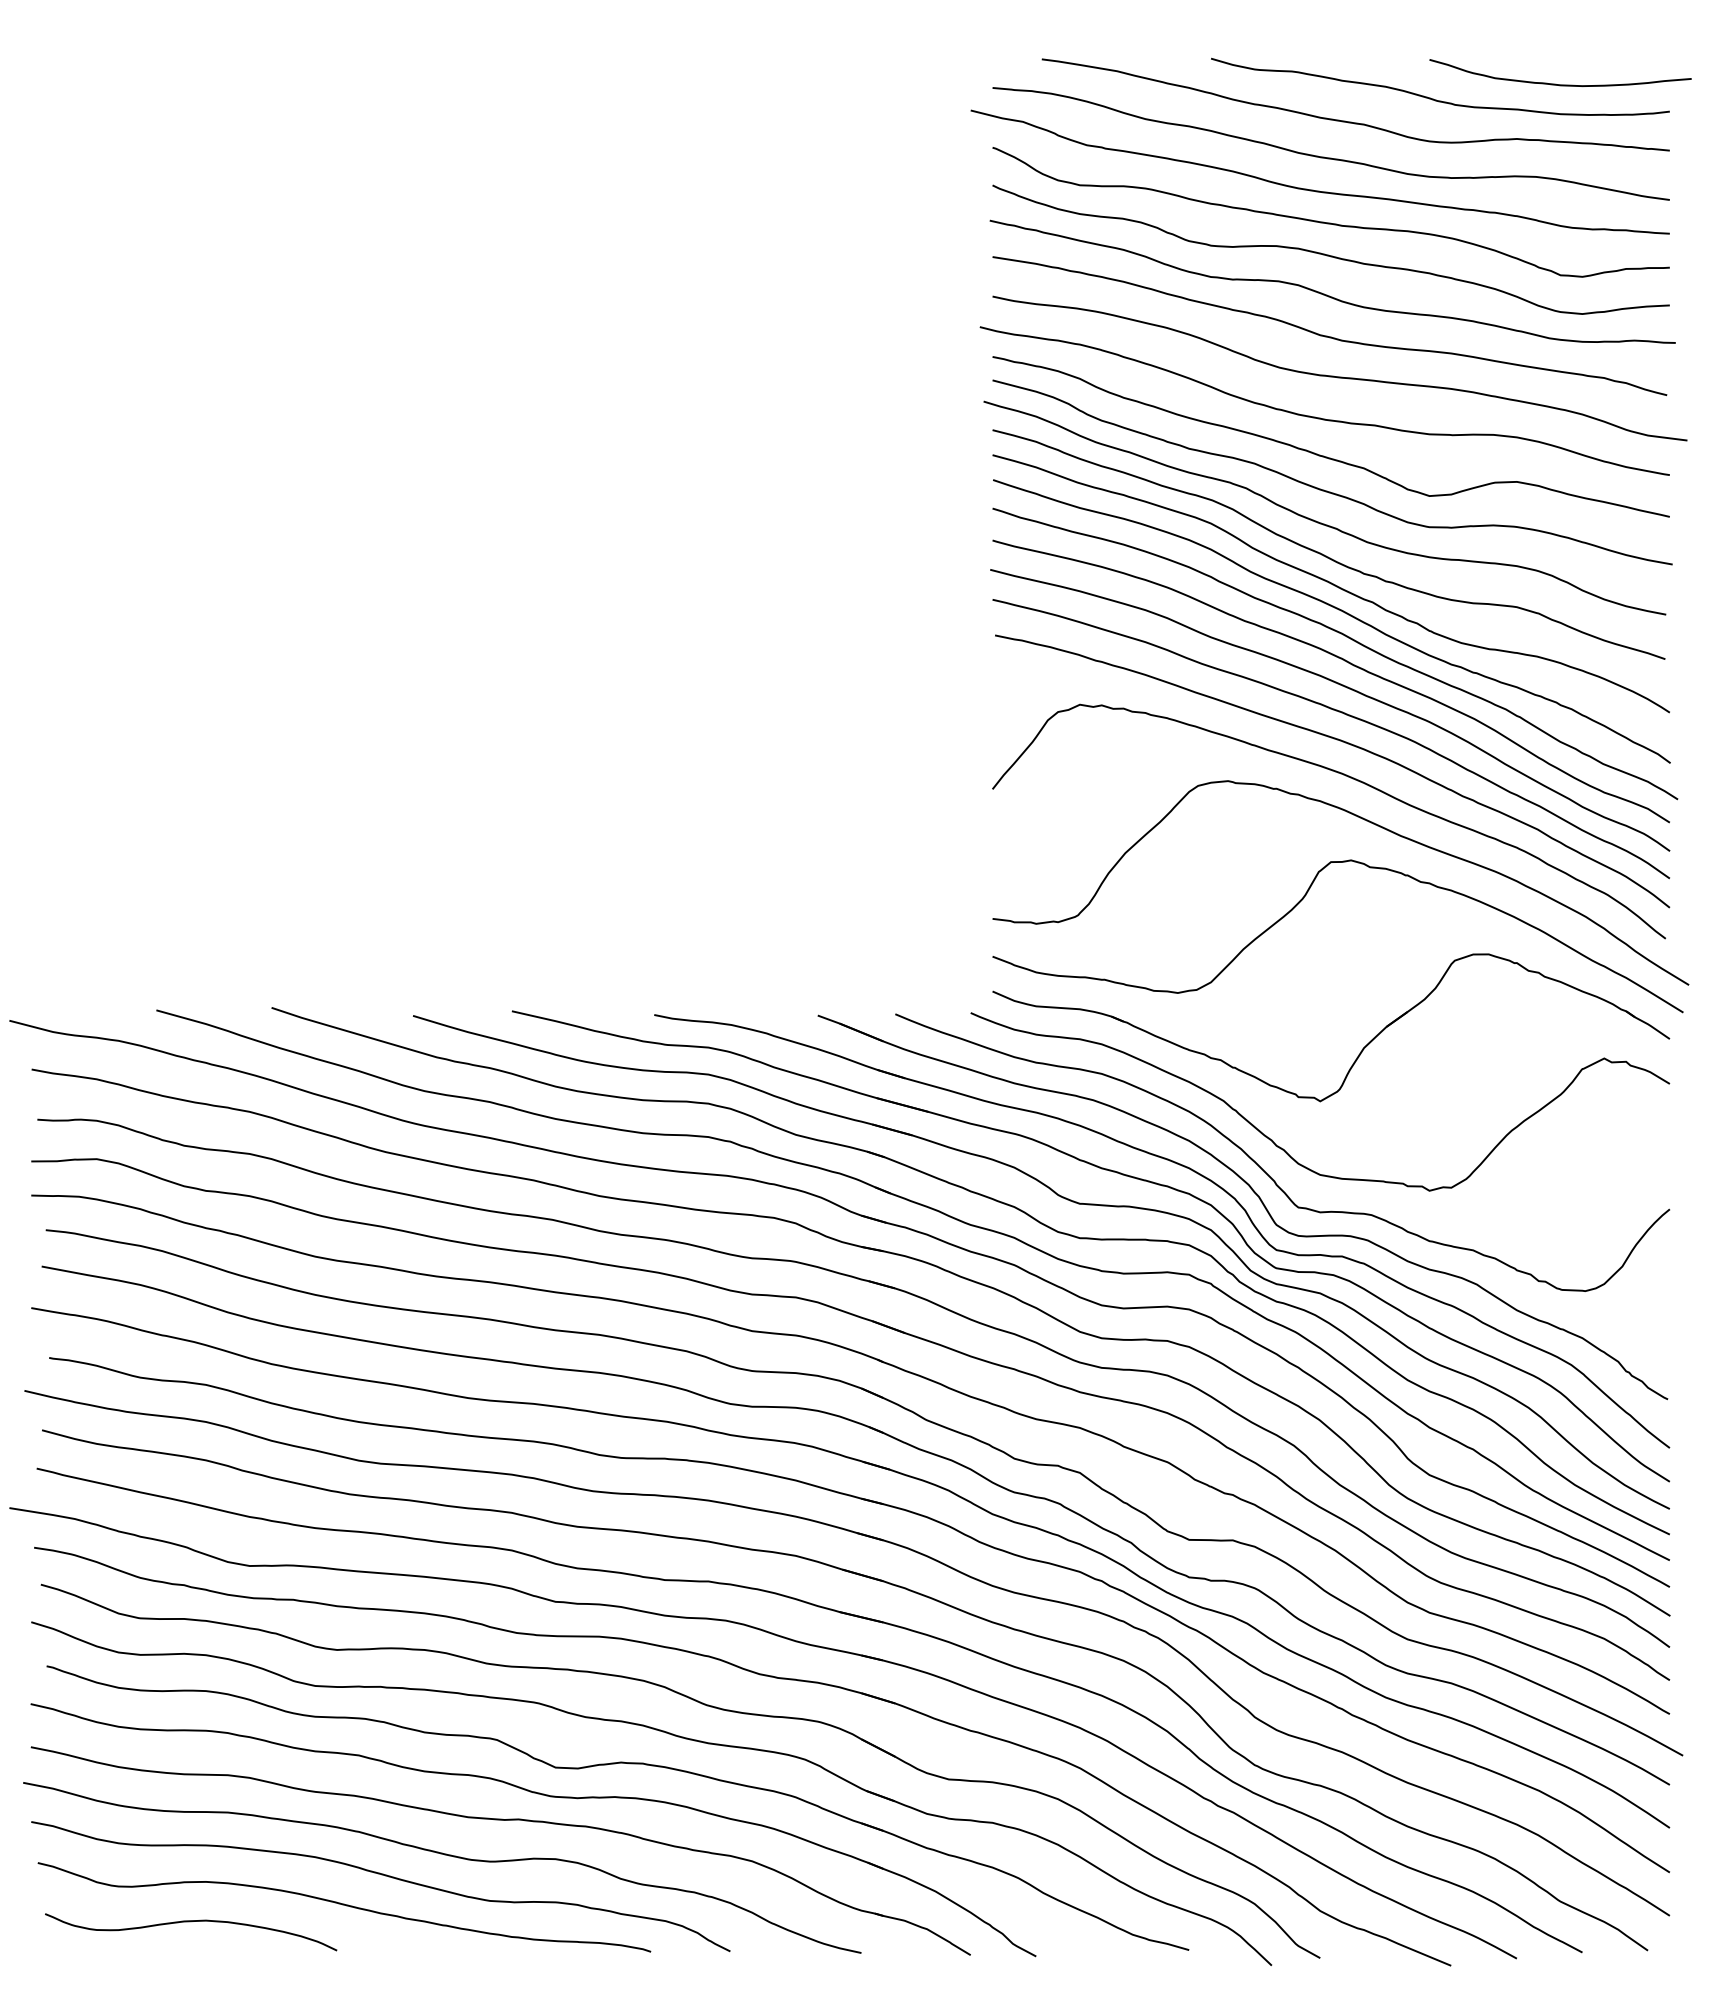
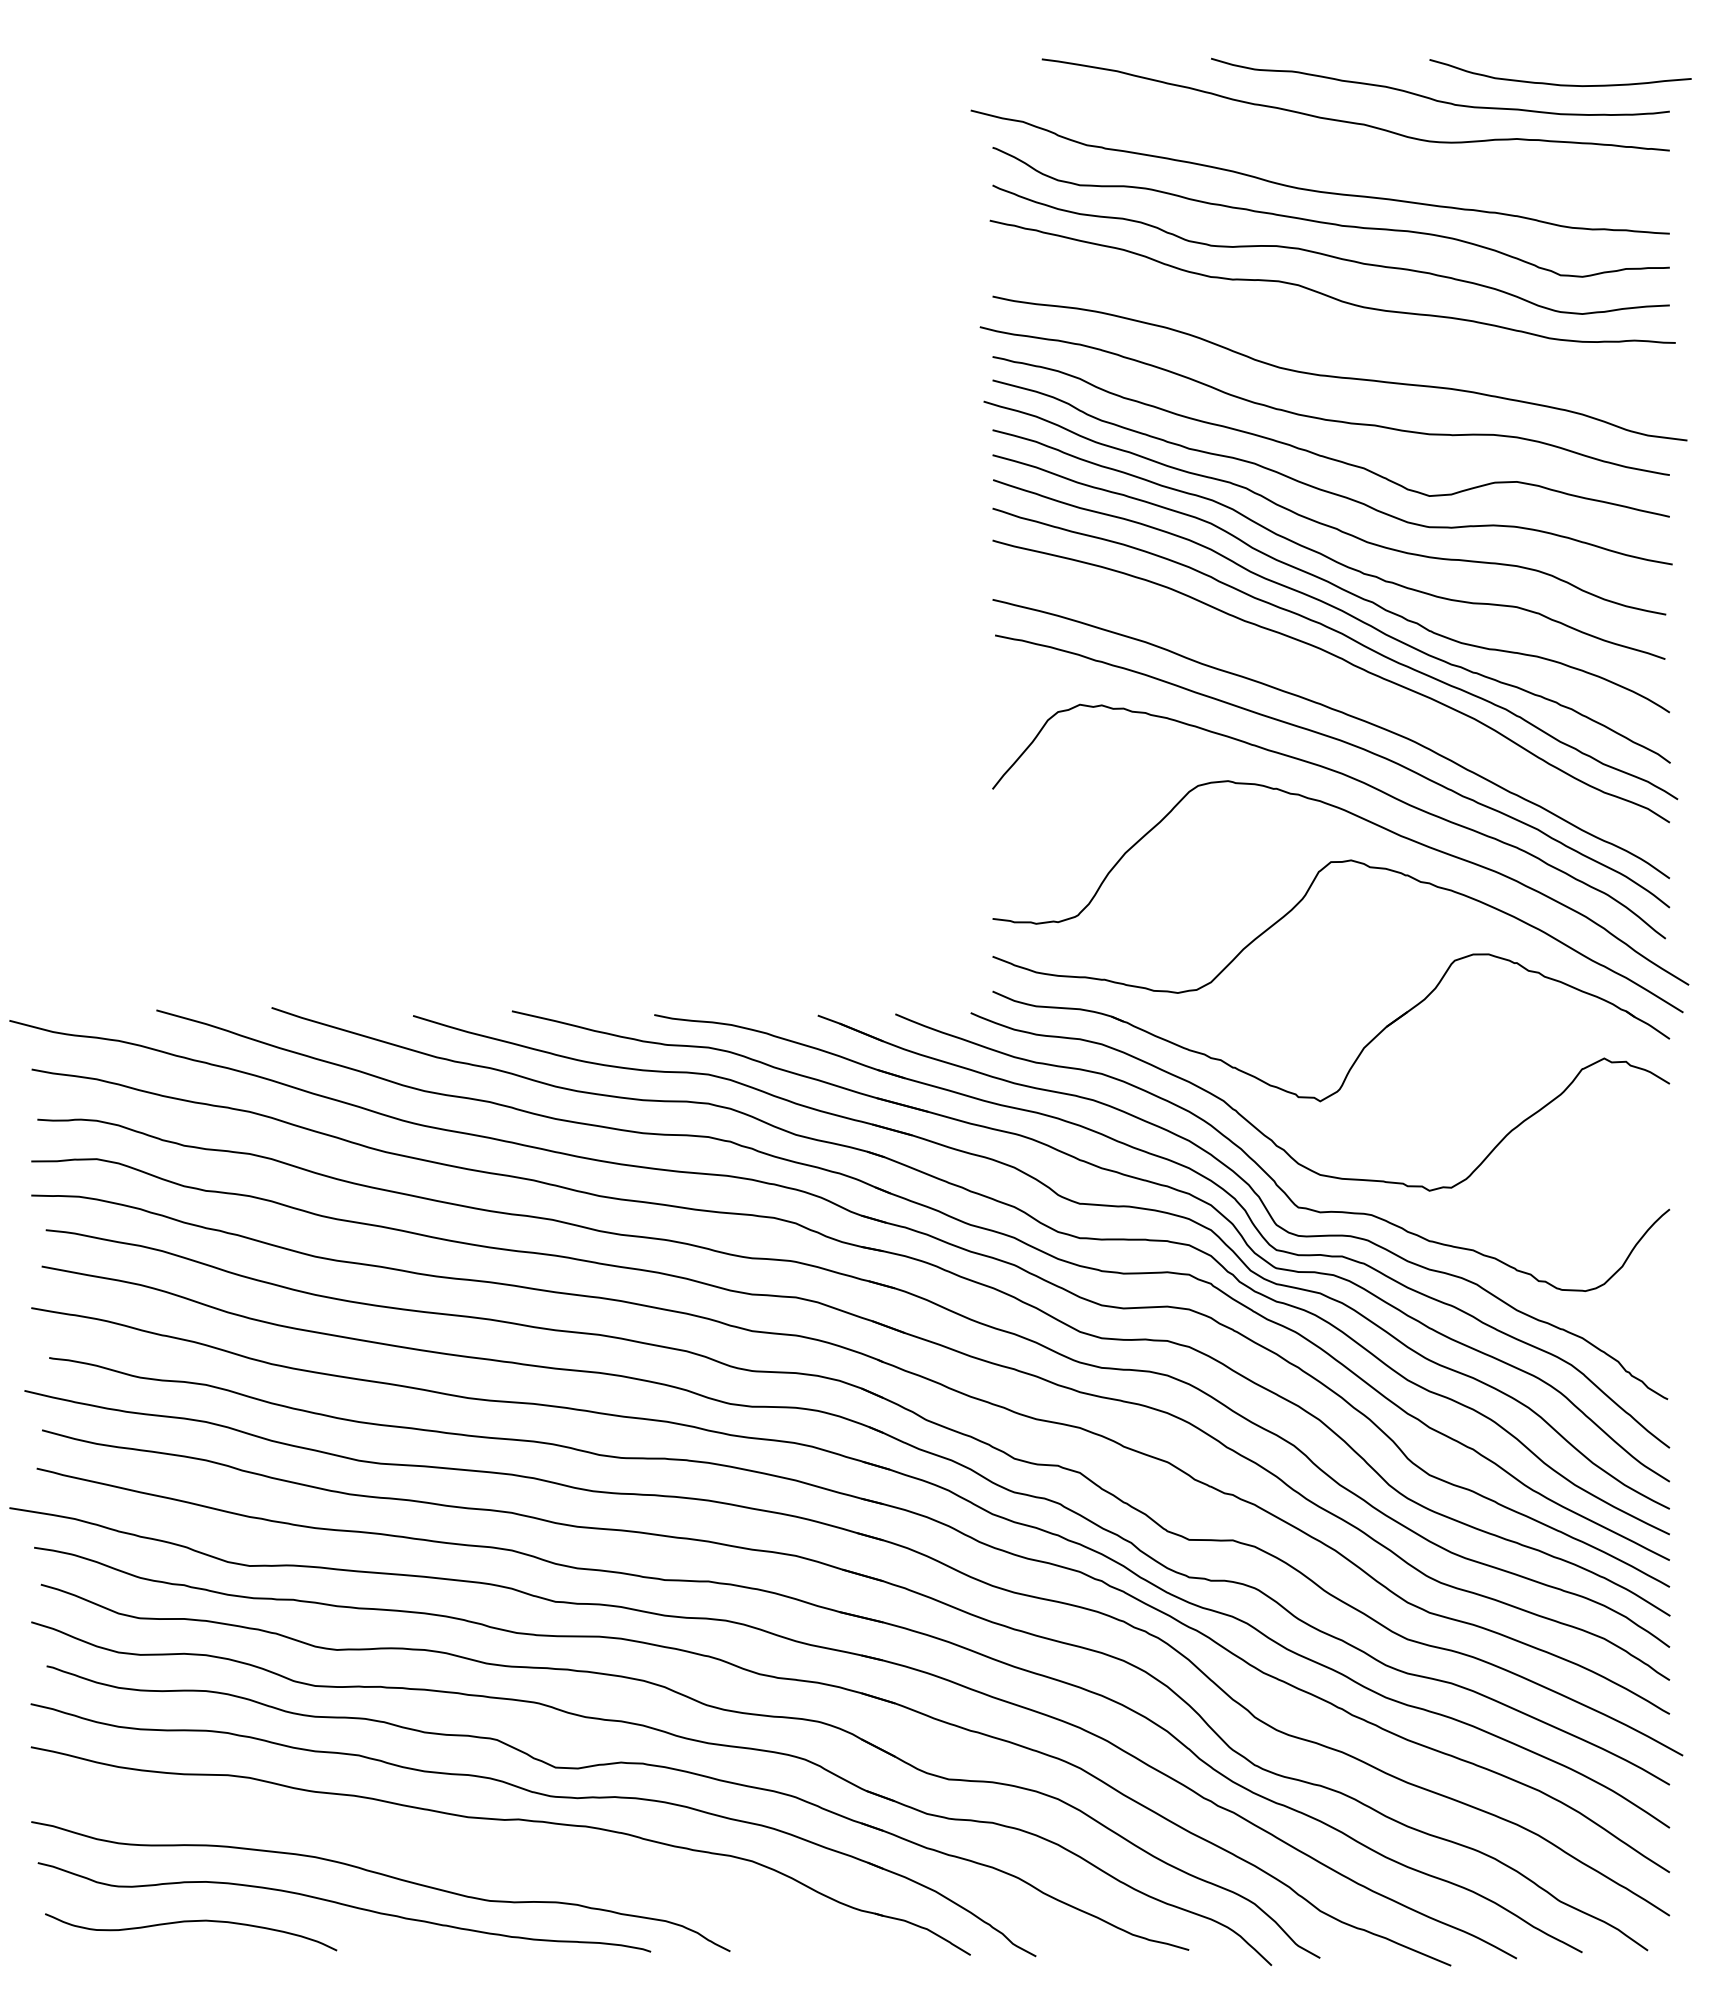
curve: present -> none (1330, 157)
curve: present -> none (1327, 335)
curve: present -> none (1342, 686)
curve: present -> none (444, 1855)
